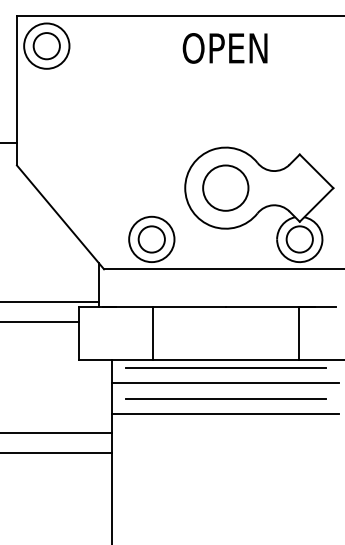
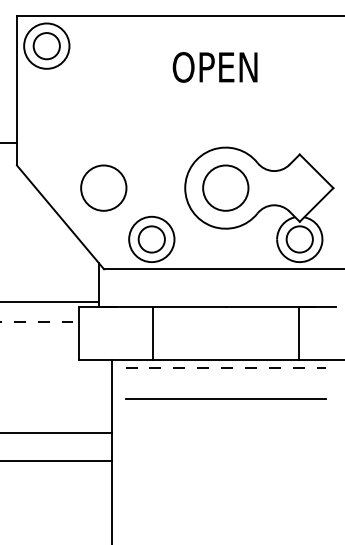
text position: (224, 48) -> (214, 67) (214, 67)
circle: none -> present (103, 187)
line: solid -> dashed (40, 321)
line: solid -> dashed (226, 367)
line: present -> none (225, 383)
line: present -> none (225, 413)
line position: (57, 452) -> (57, 460) (57, 460)
